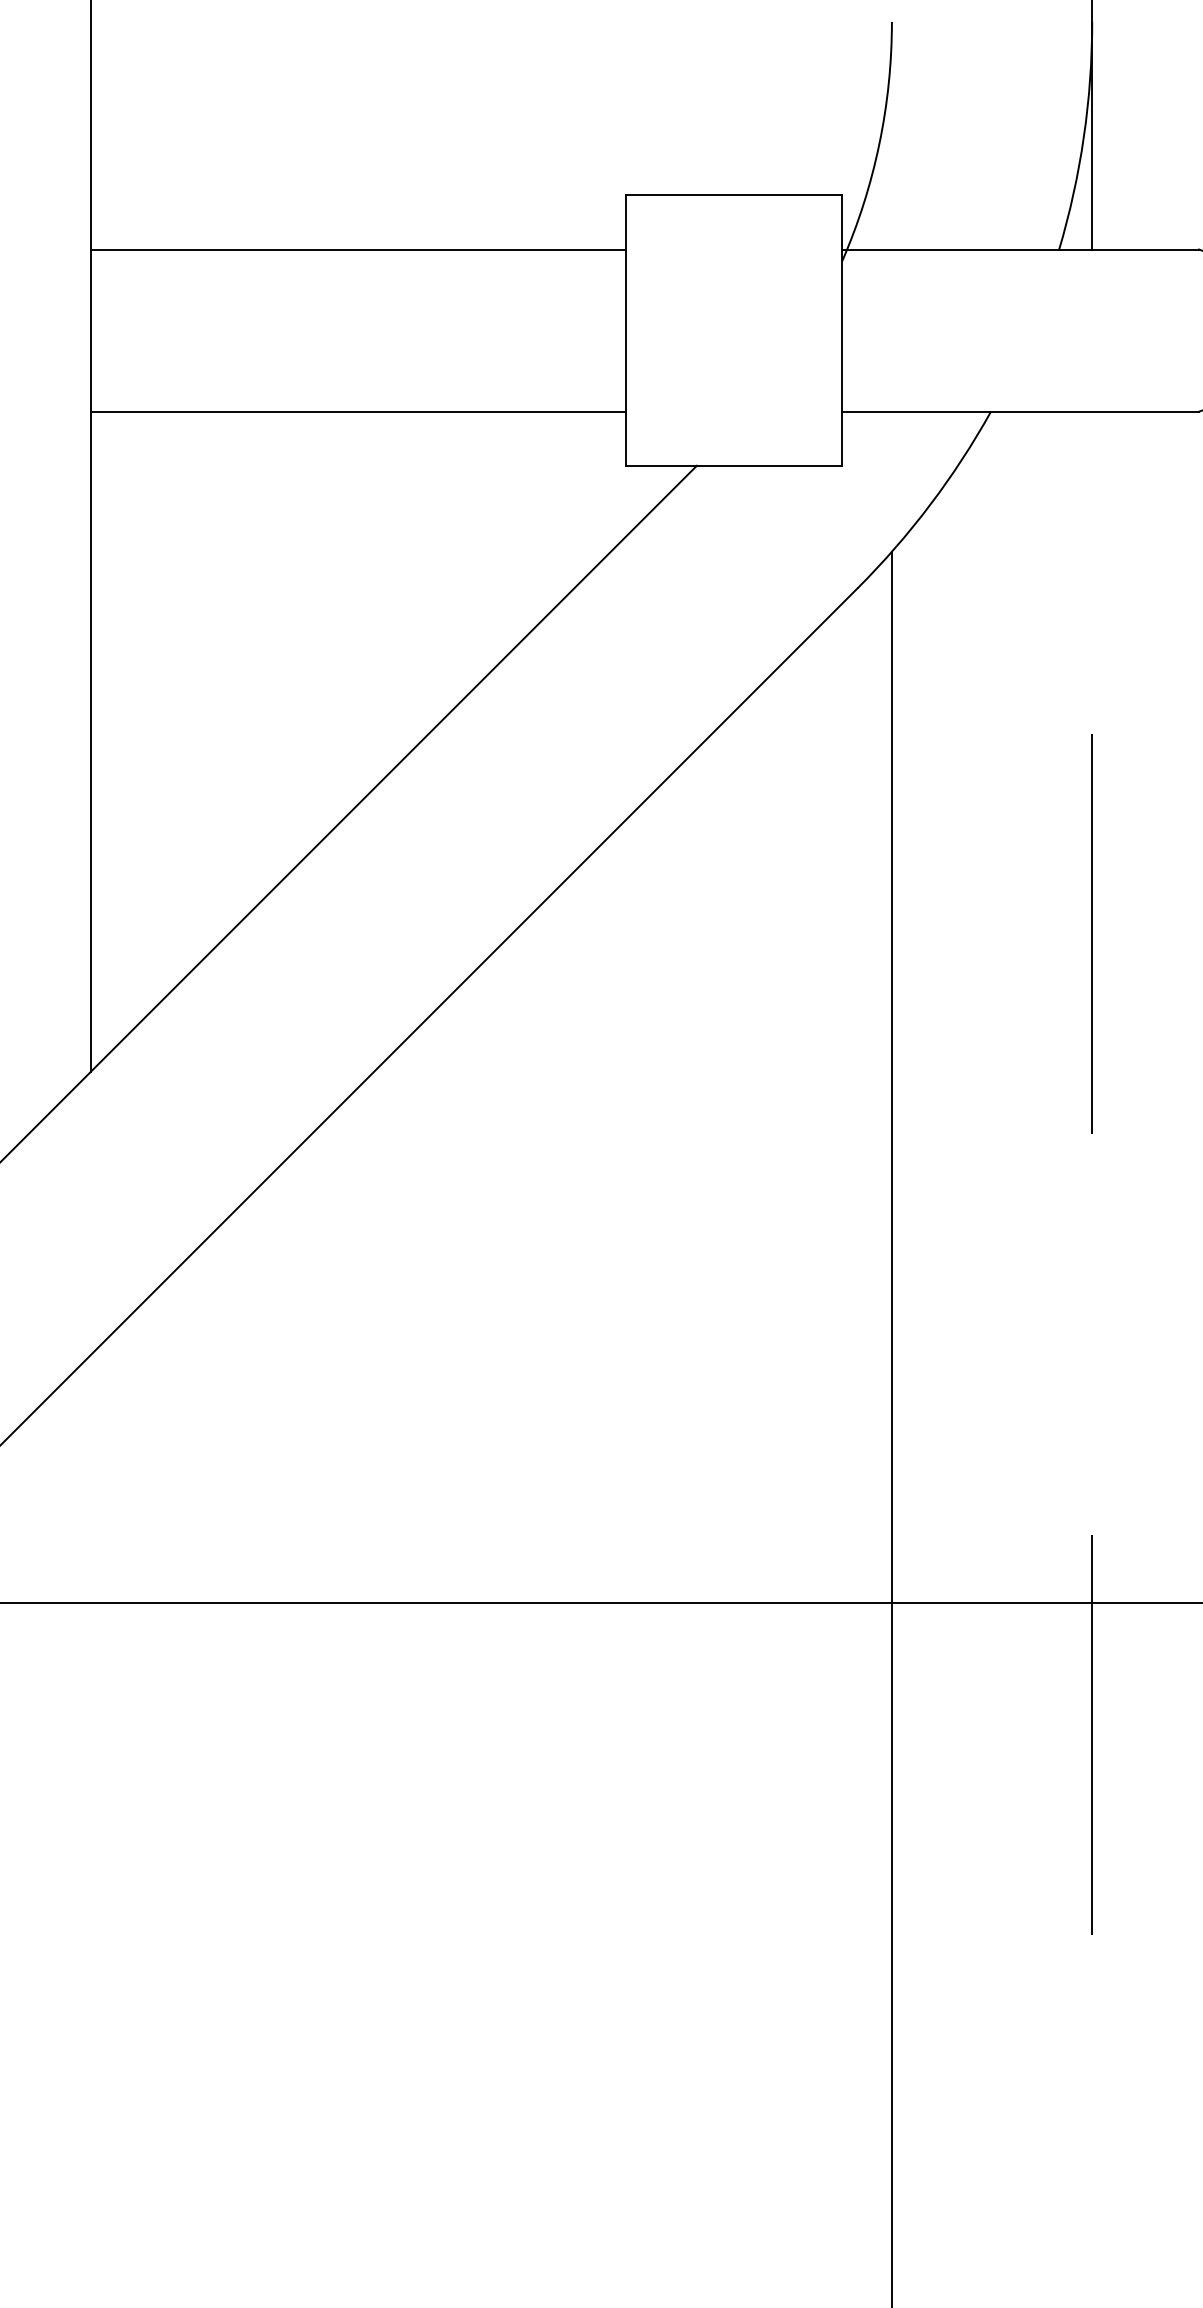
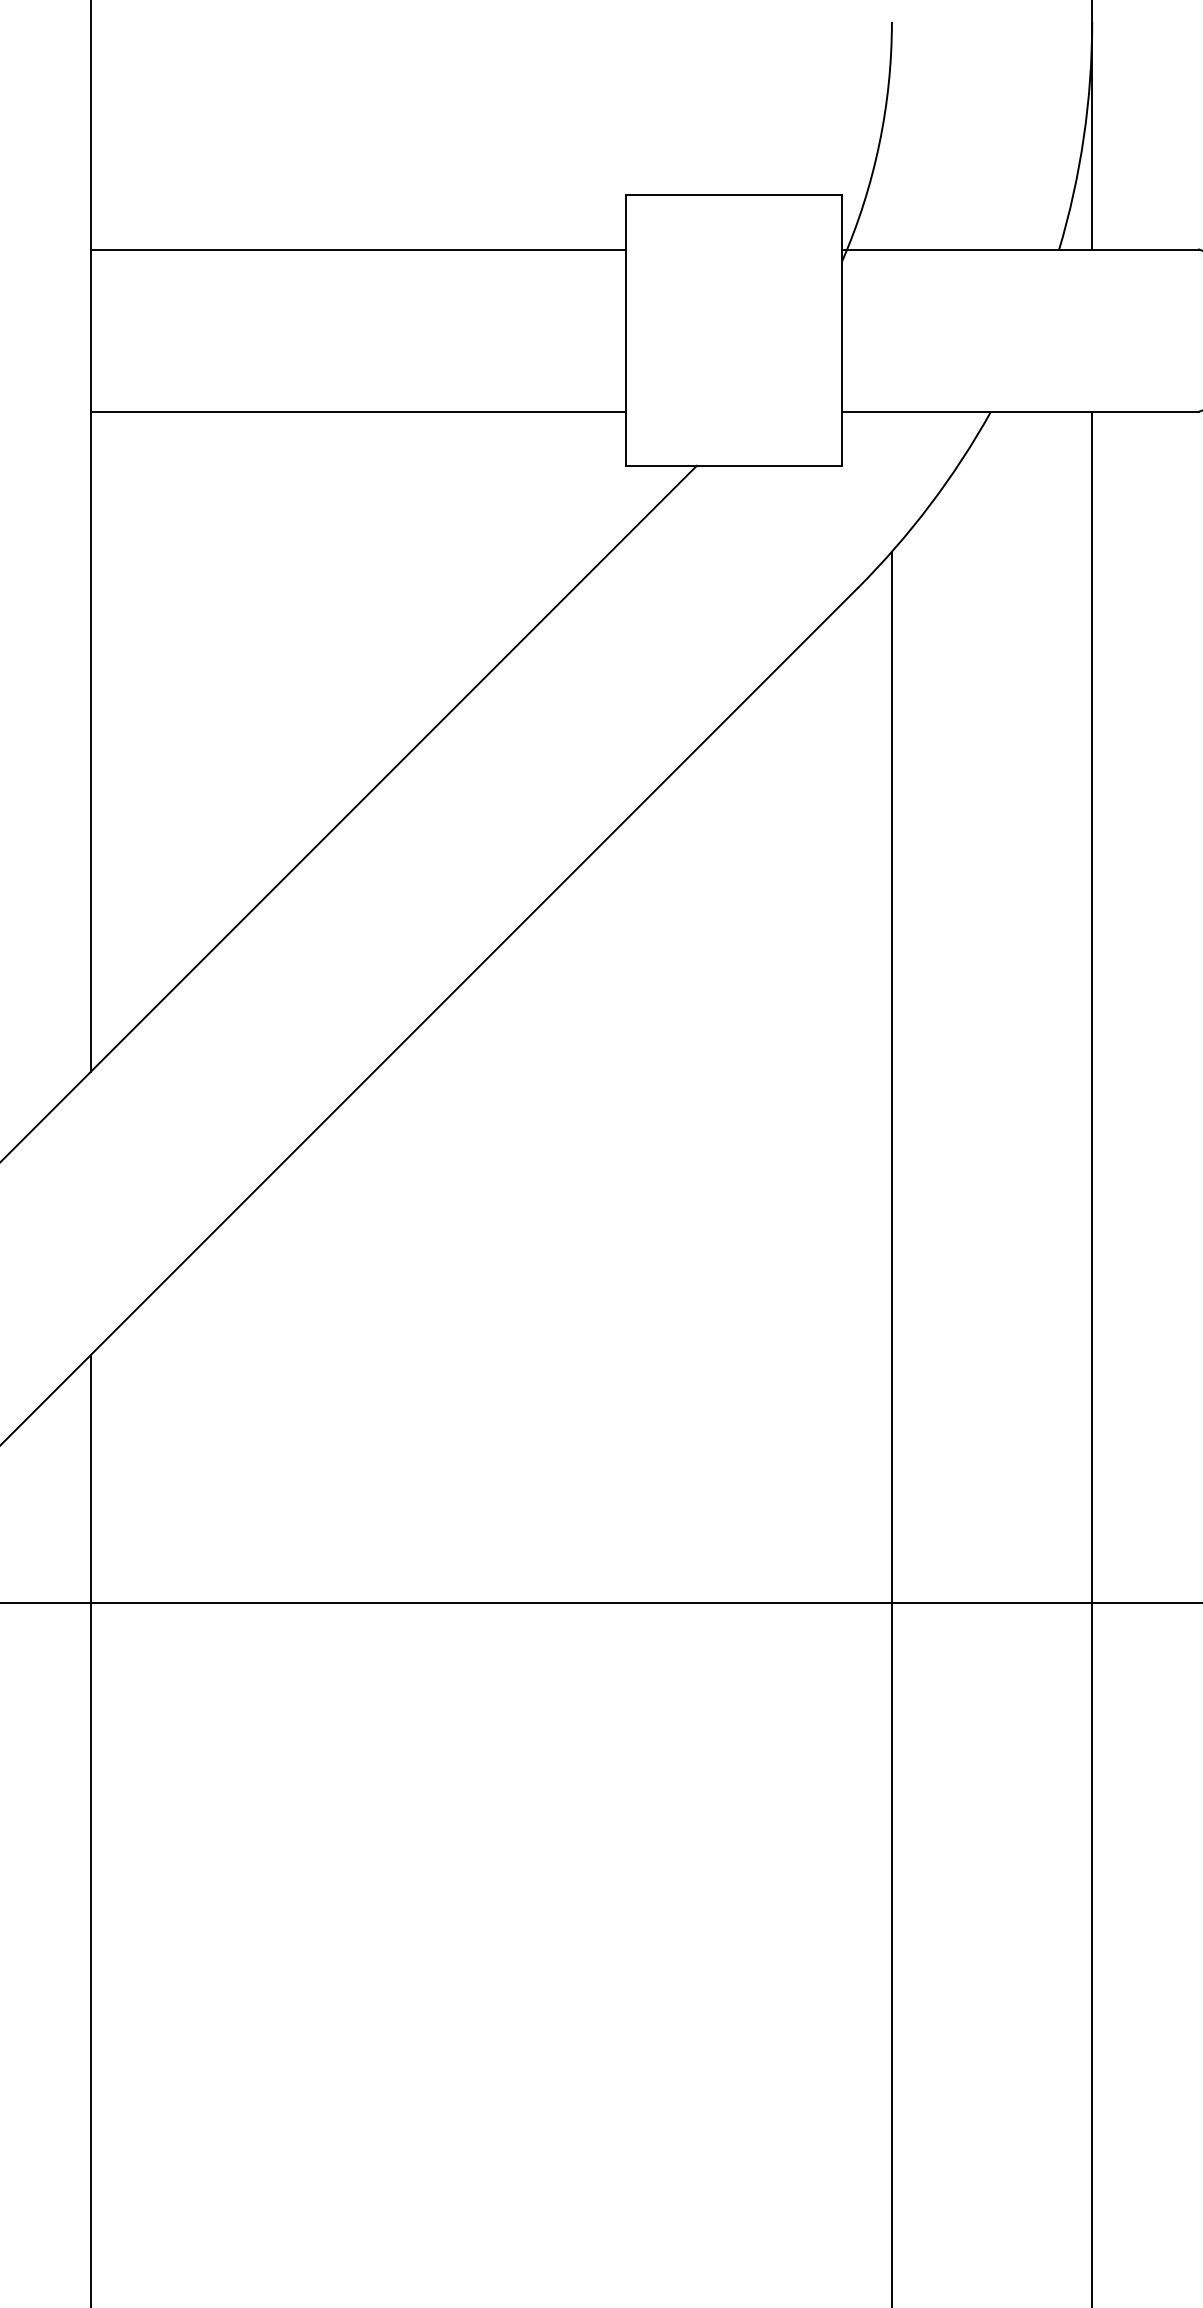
line: dashed -> solid (1092, 1359)
line: none -> present (90, 1829)
